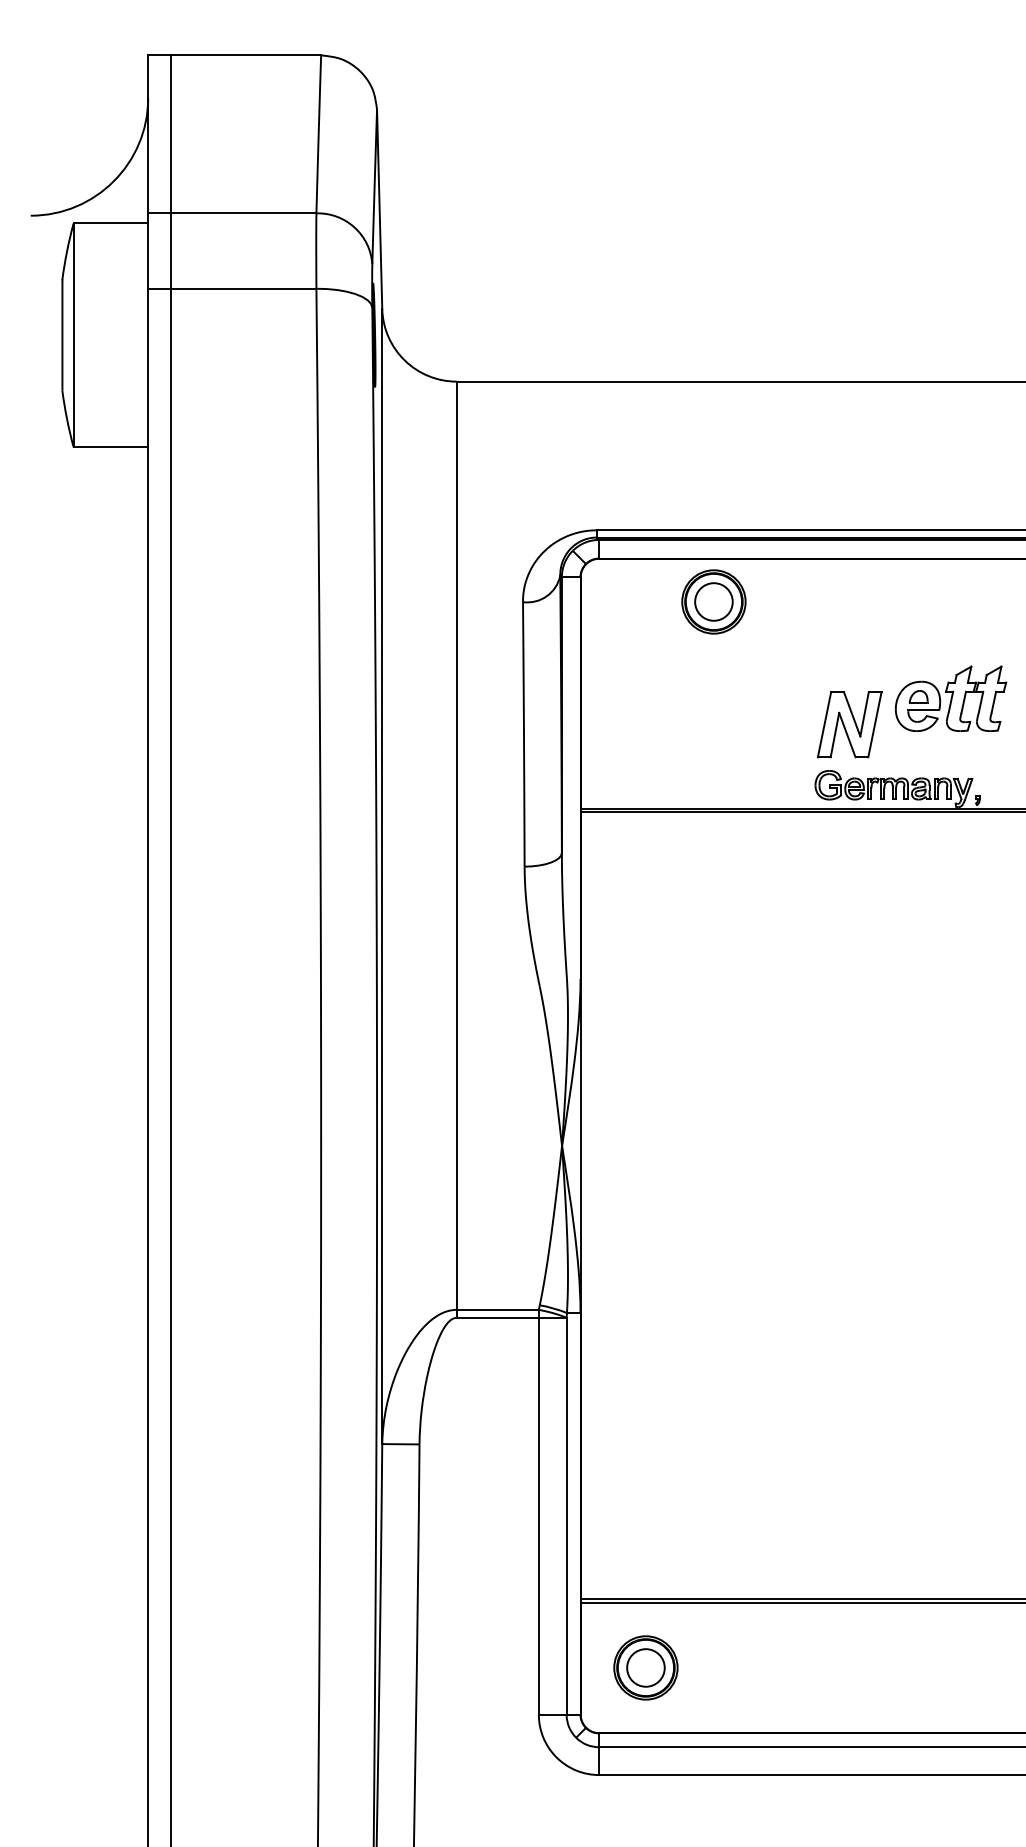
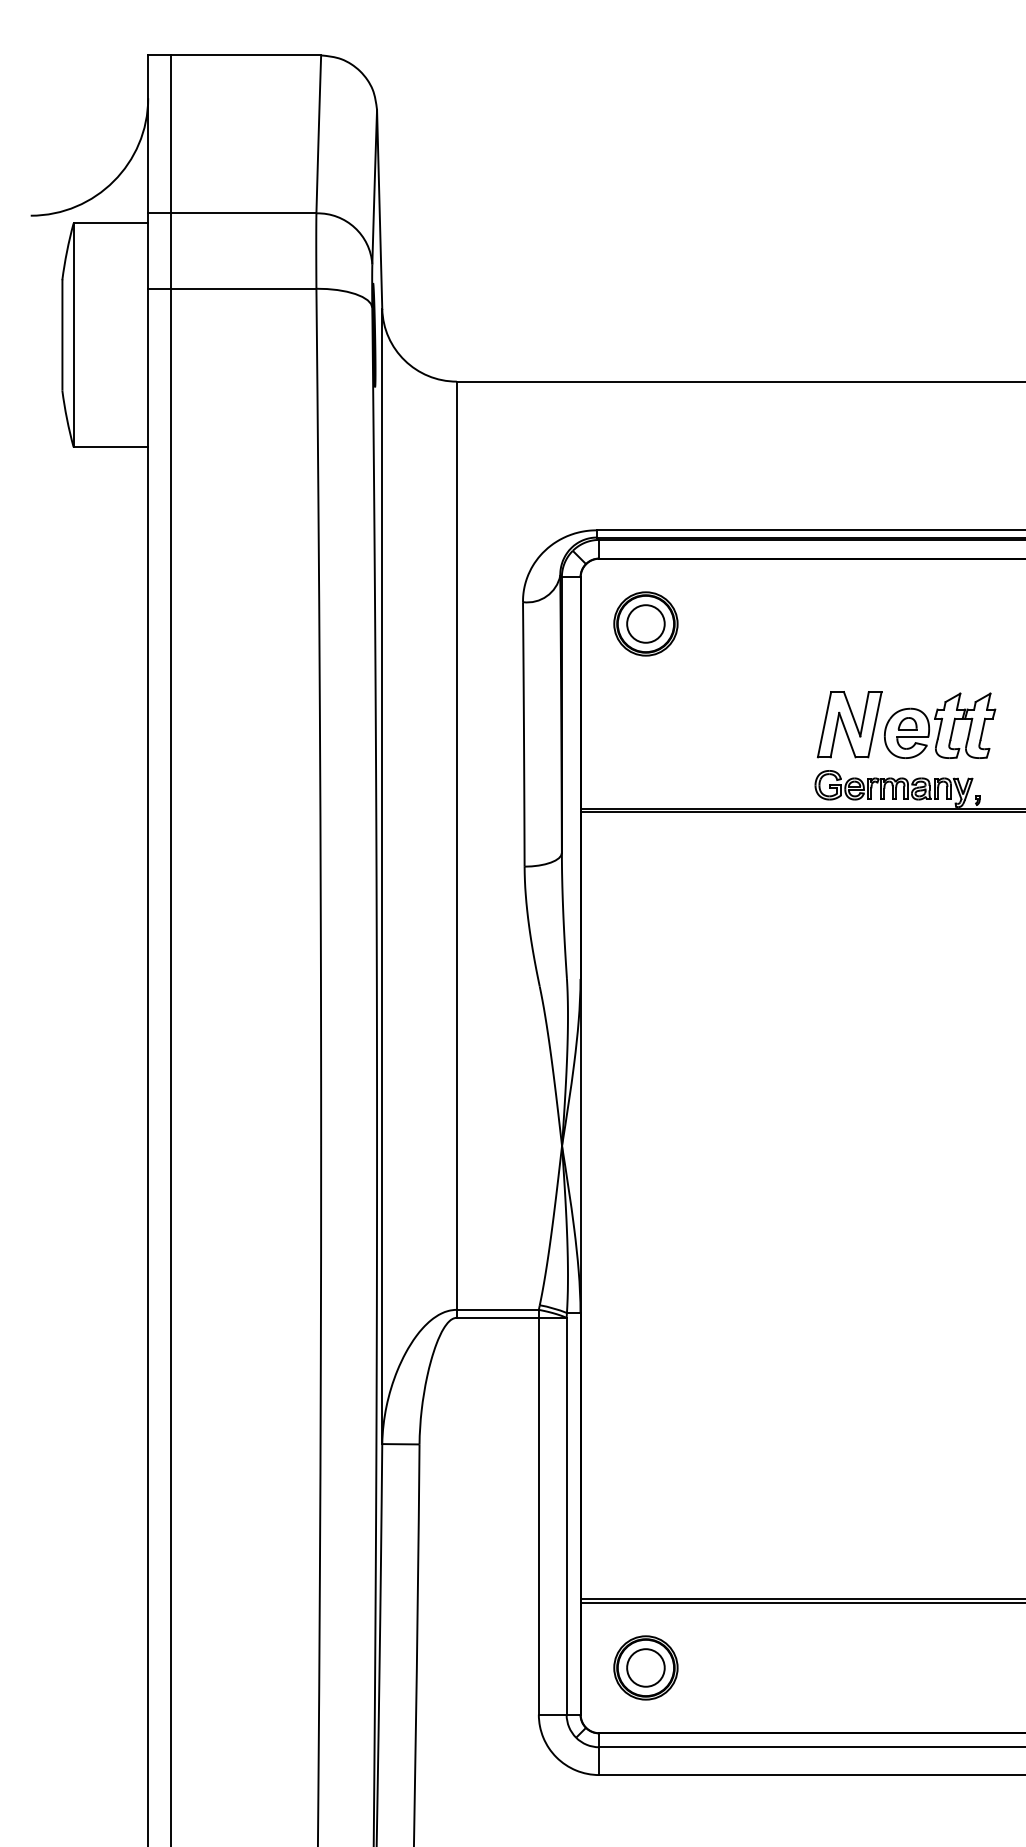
part position: (713, 601) -> (645, 623) (645, 623)
part position: (951, 698) -> (940, 725) (940, 725)
